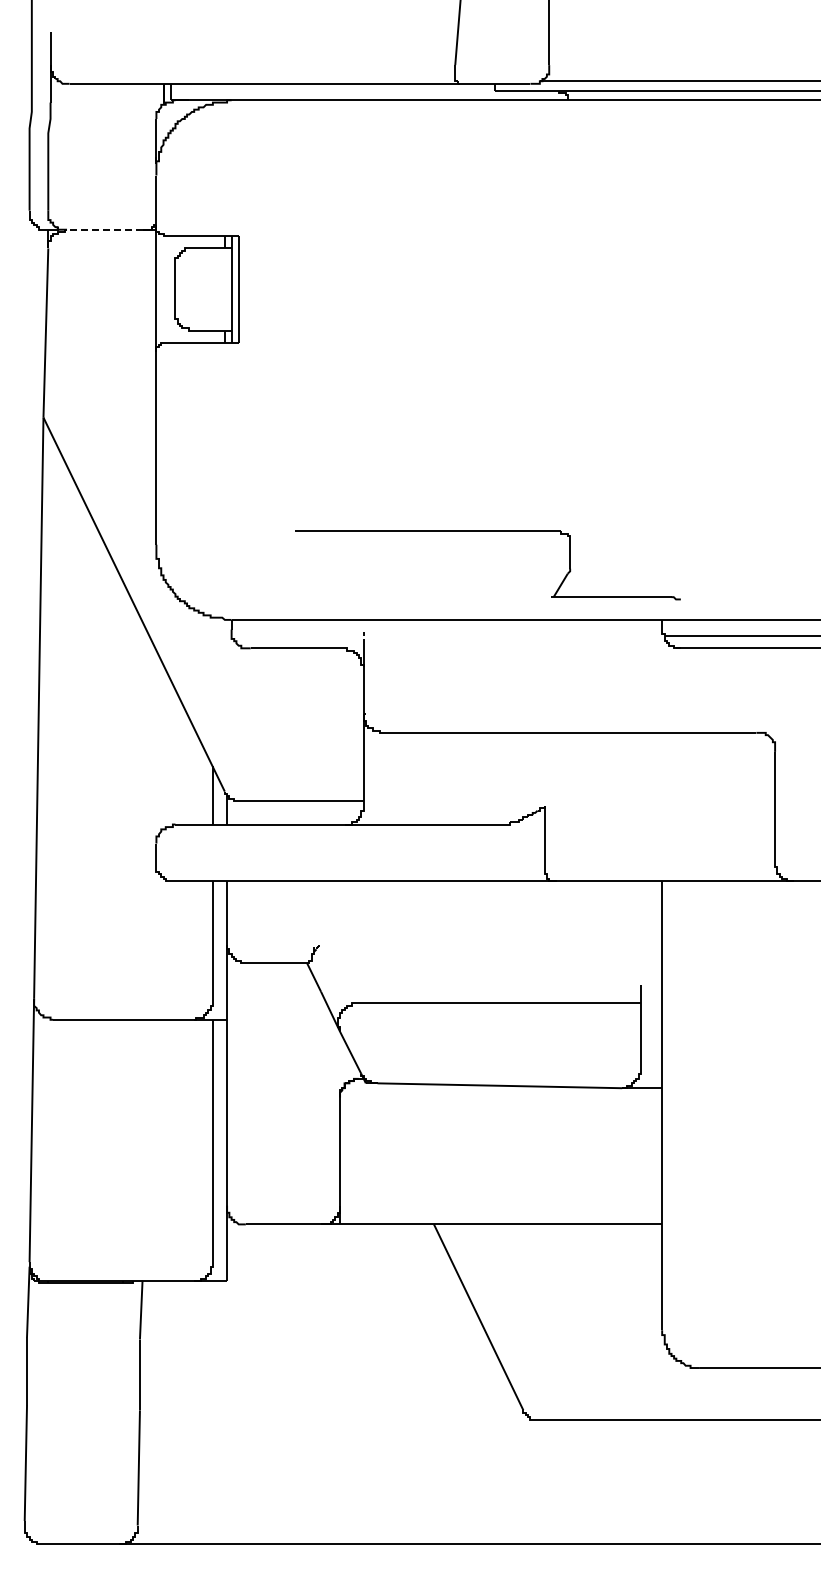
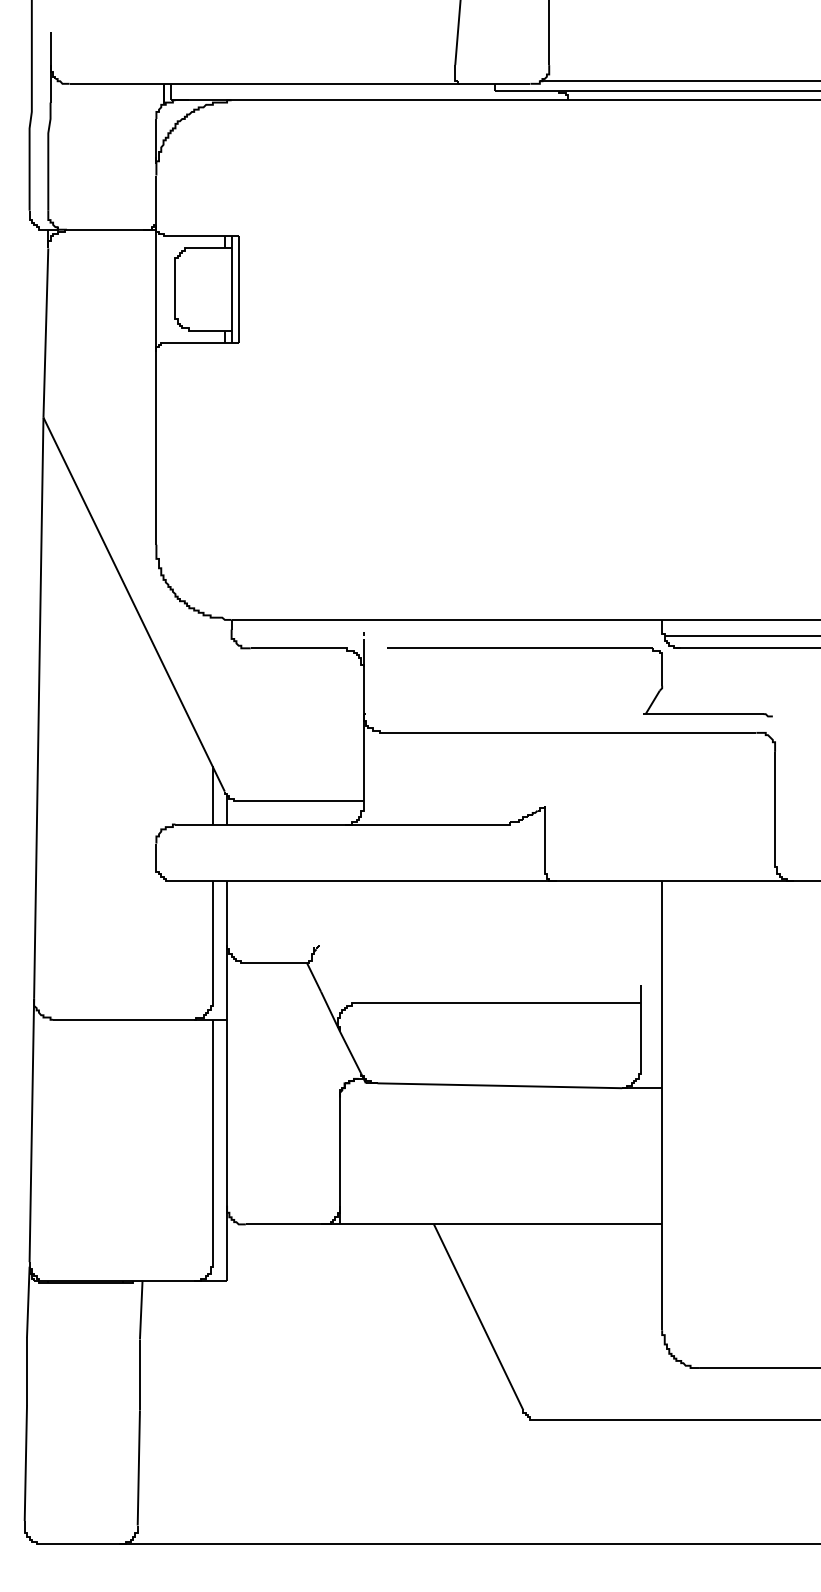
line: dashed -> solid (104, 229)
part position: (487, 531) -> (579, 648) (579, 648)
